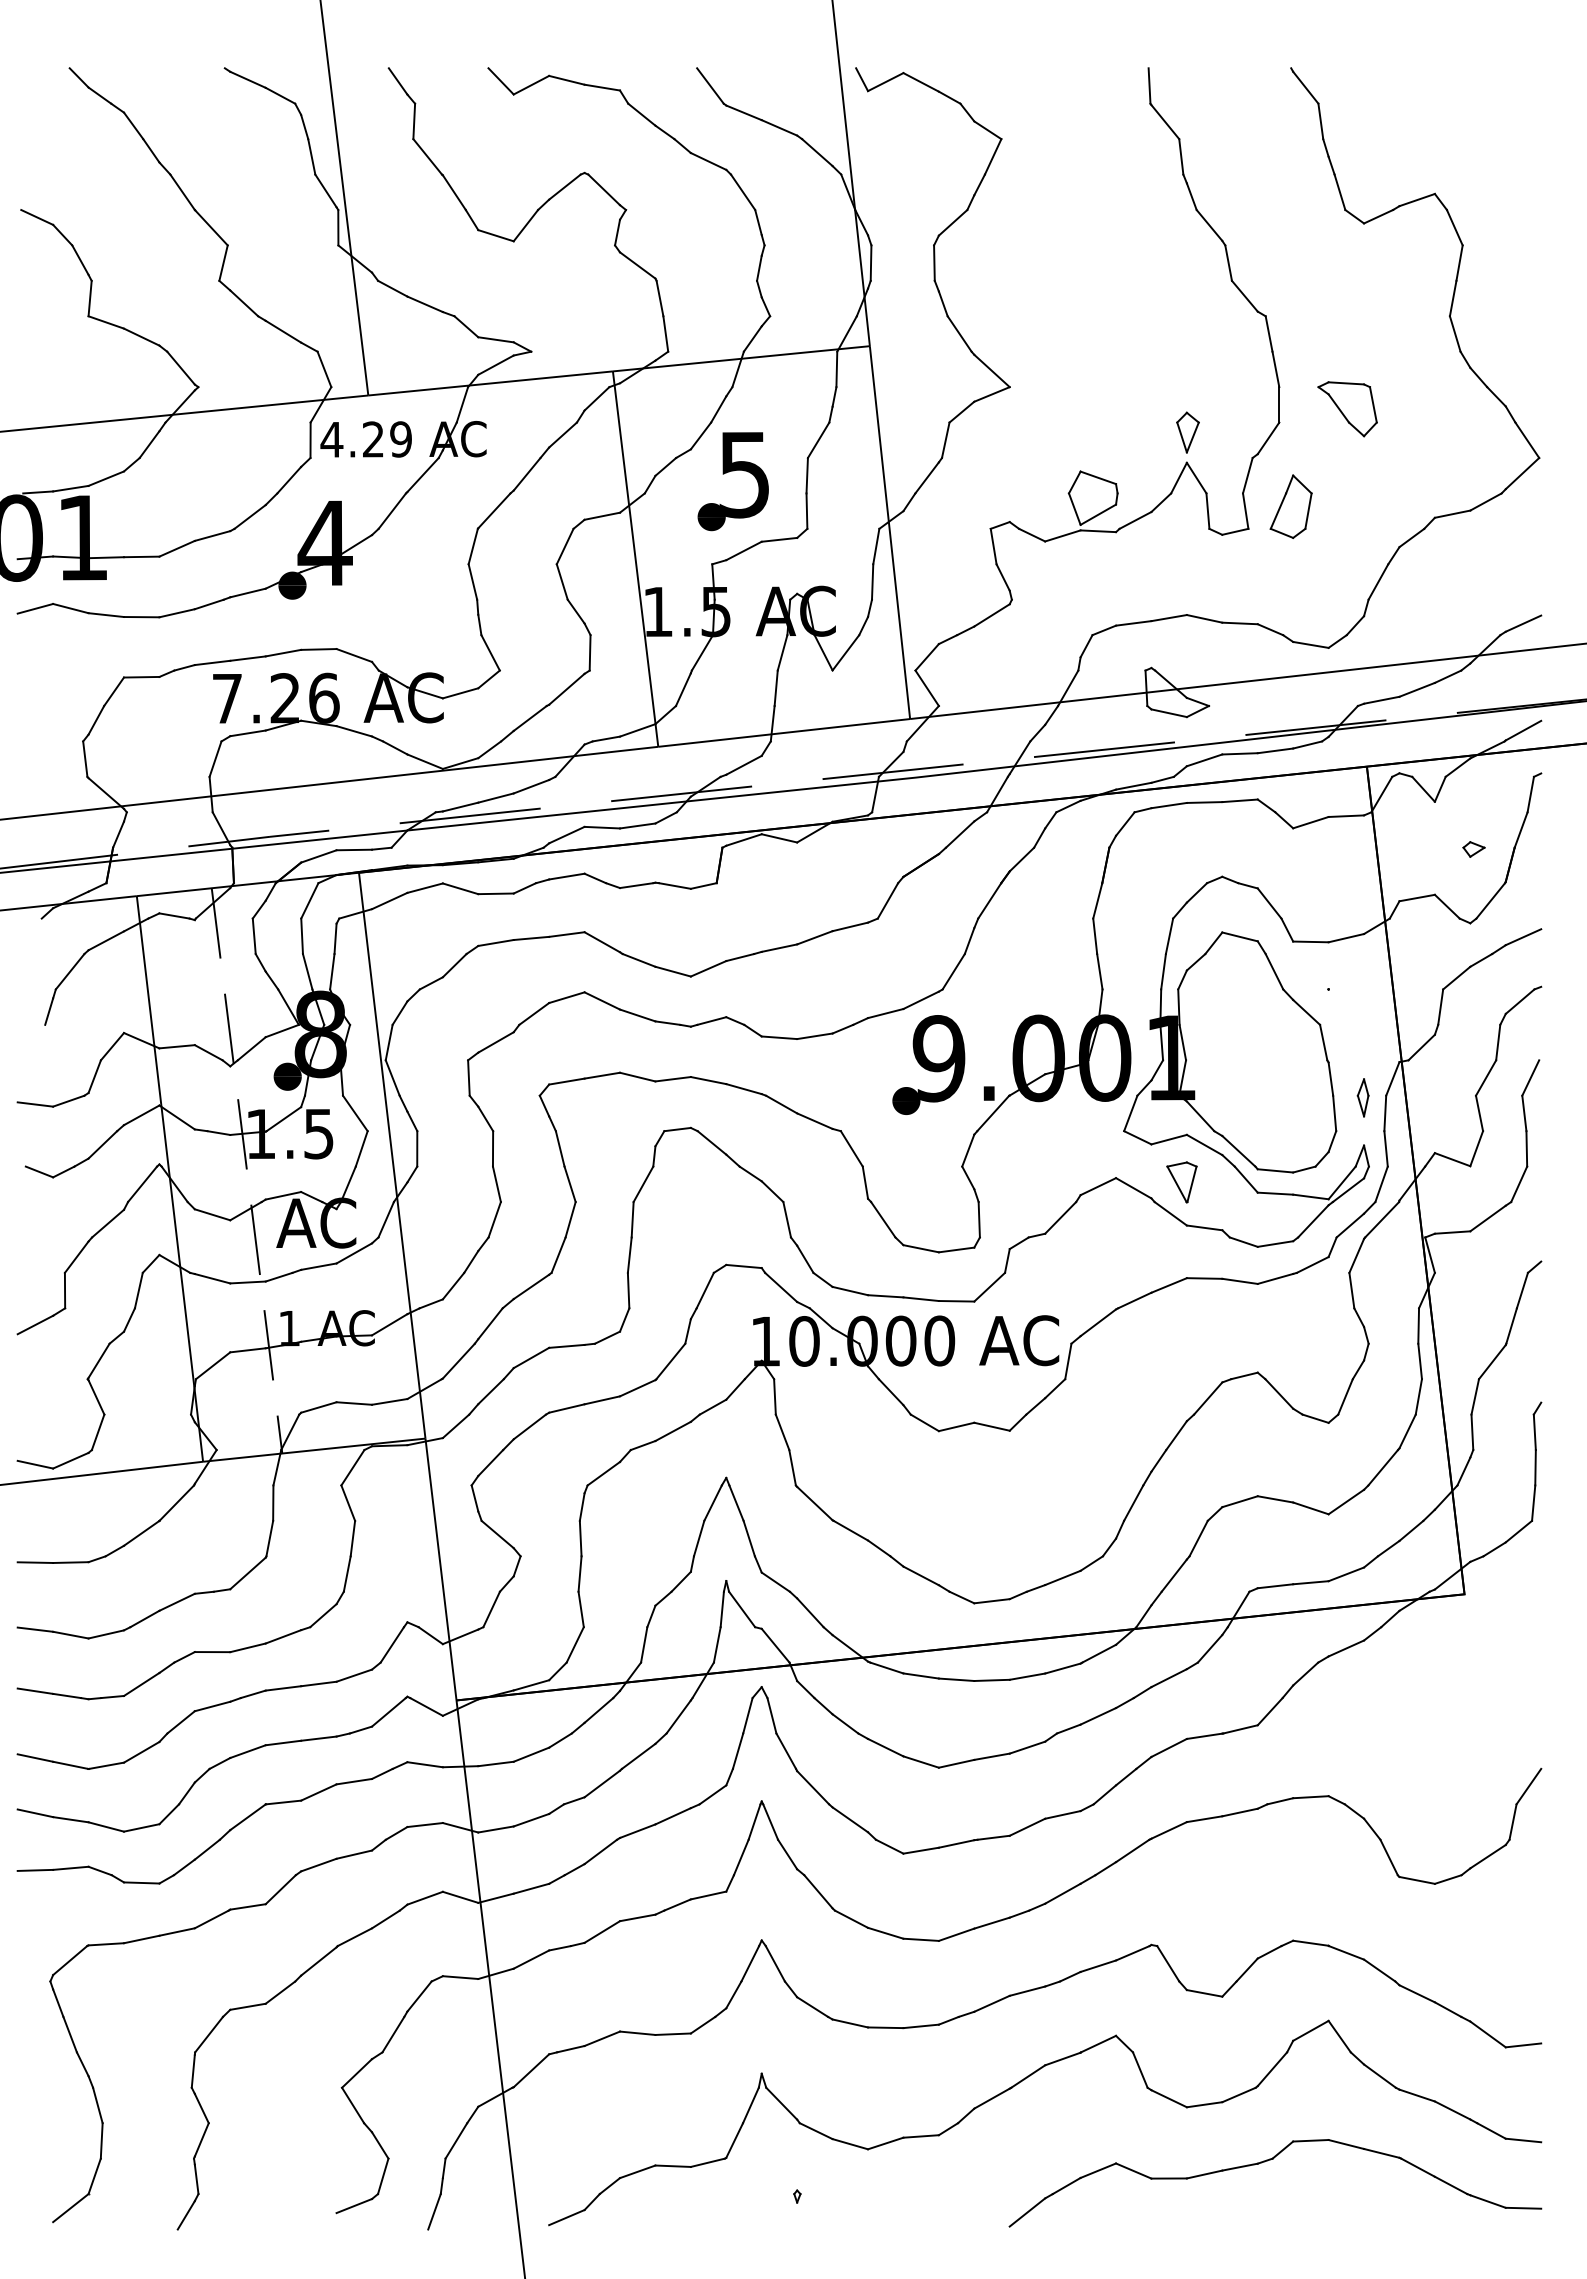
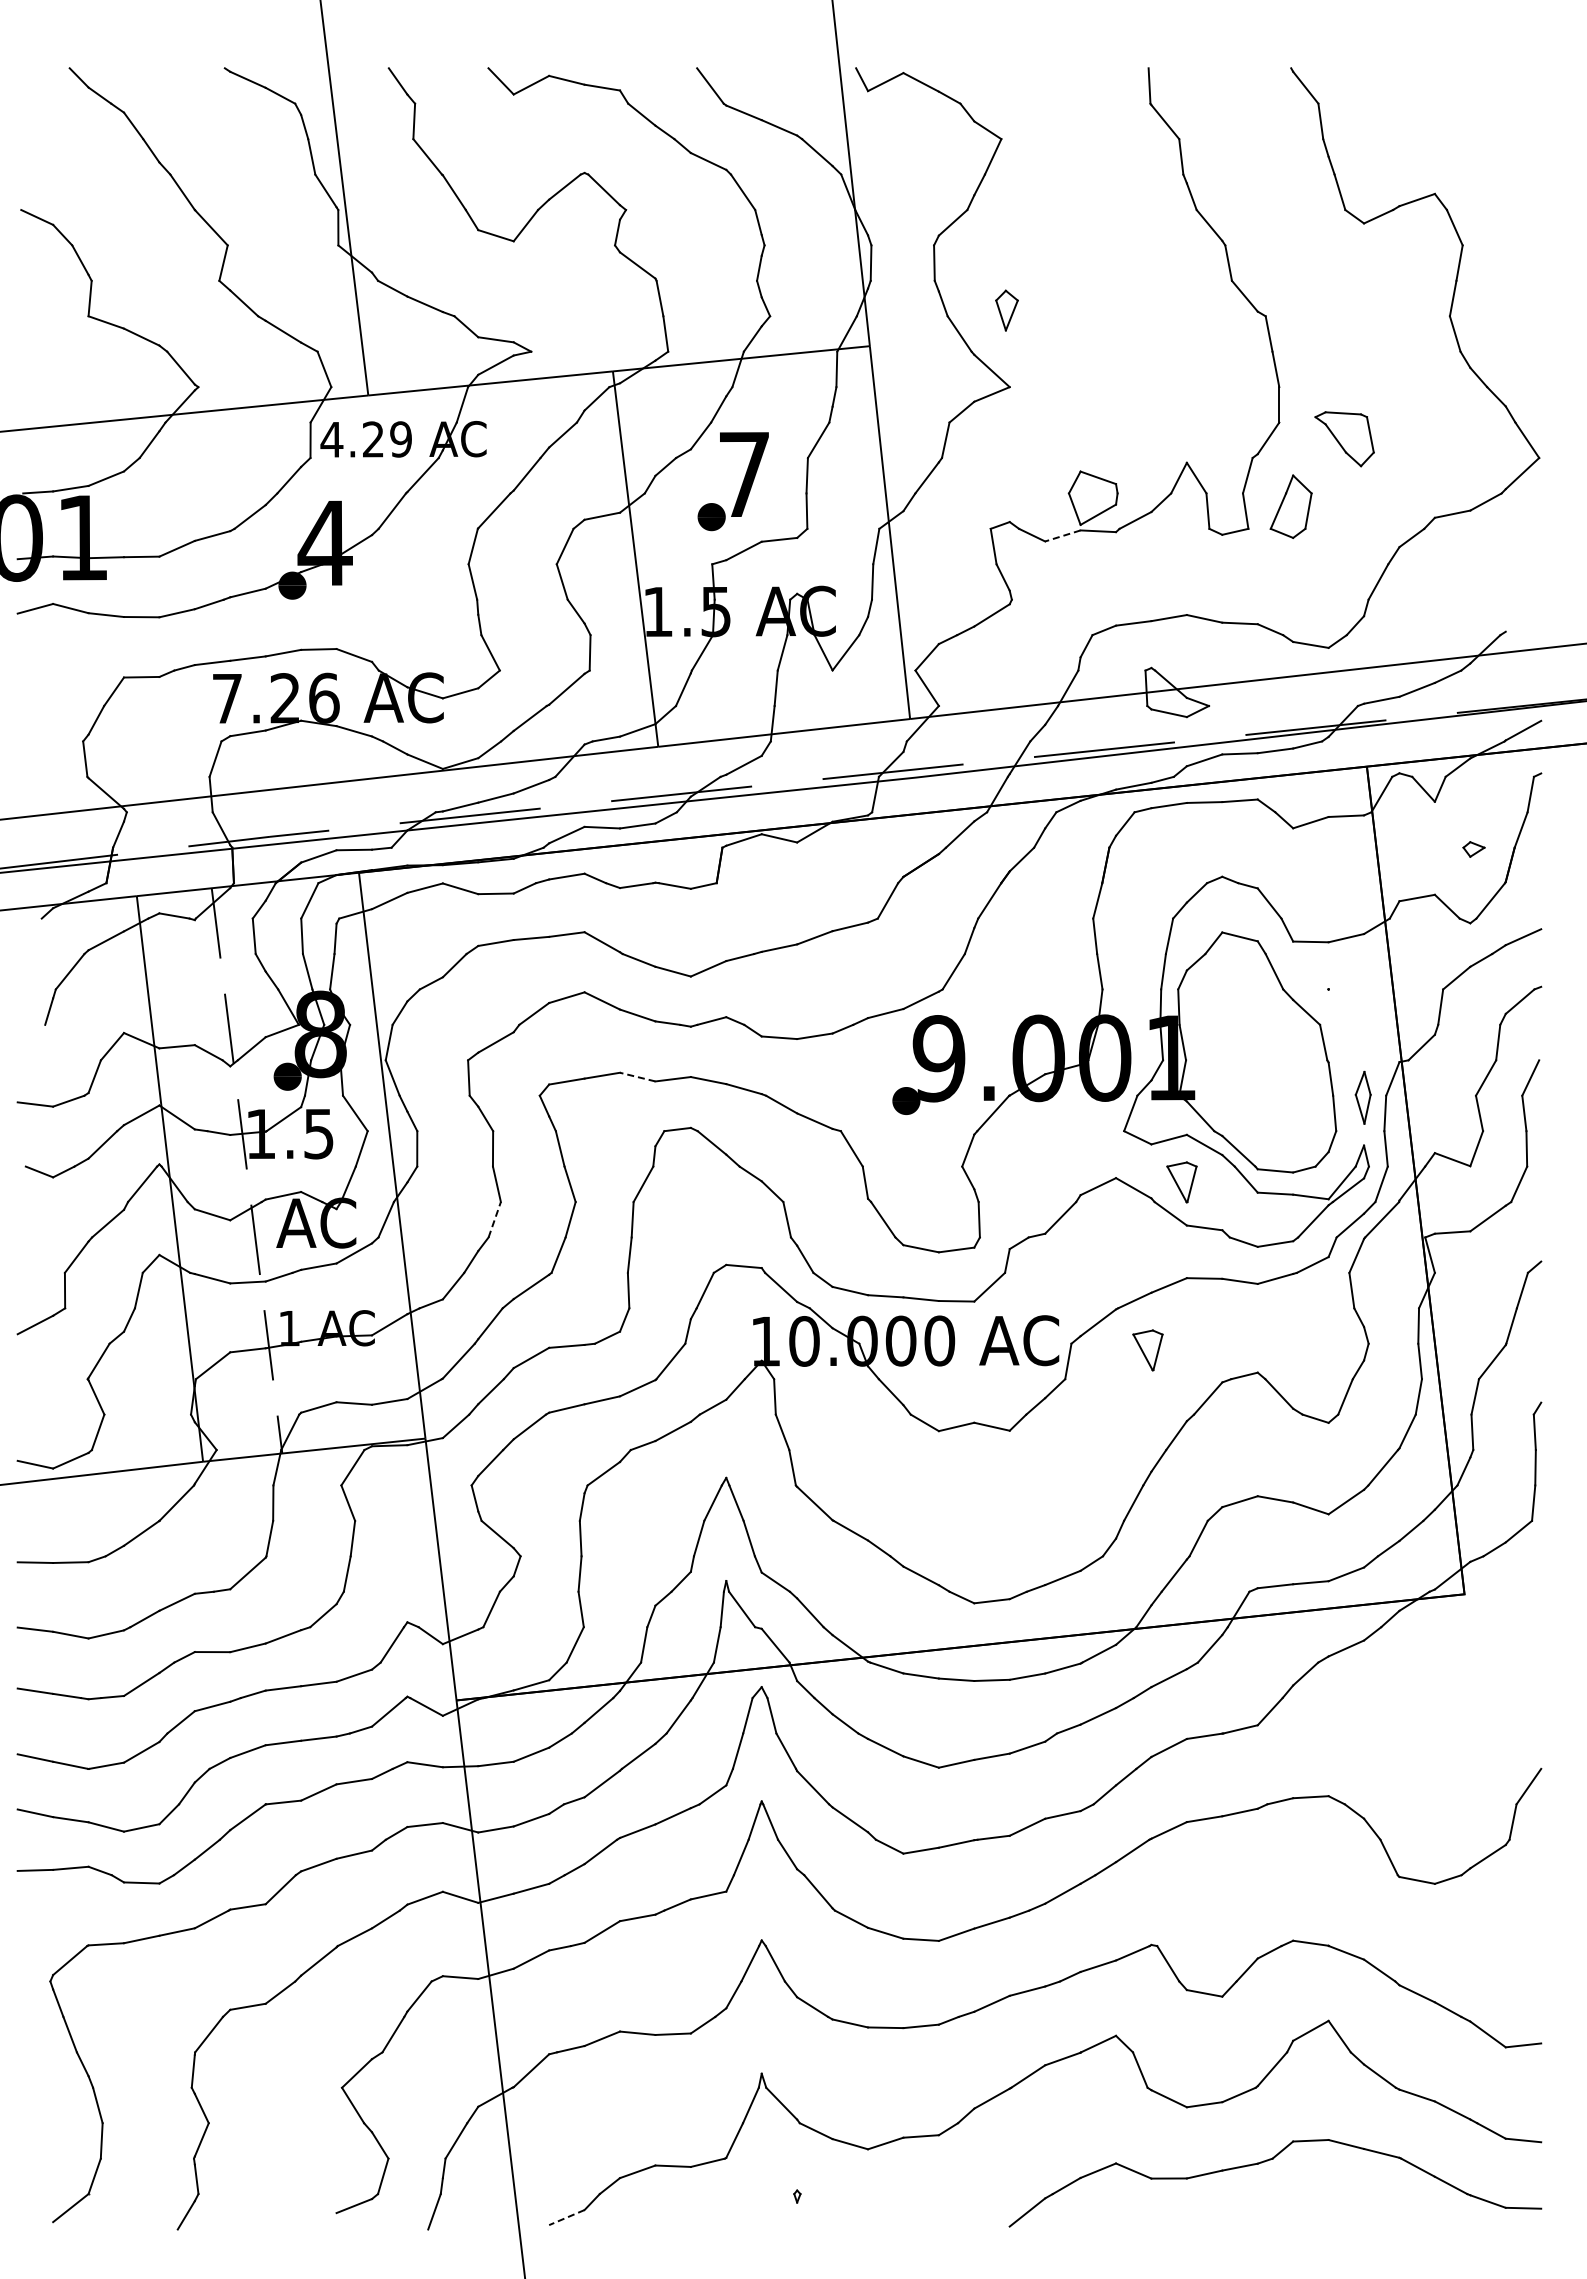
part position: (1347, 409) -> (1344, 439) (1344, 439)
part position: (1187, 432) -> (1006, 310) (1006, 310)
text: 5 -> 7 (743, 475)
line: solid -> dashed (1062, 535)
line: present -> none (1523, 623)
line: solid -> dashed (637, 1076)
part size: 14x40 px -> 18x55 px (1362, 1097)
line: solid -> dashed (494, 1219)
part: none -> present (1147, 1350)
line: solid -> dashed (566, 2217)
